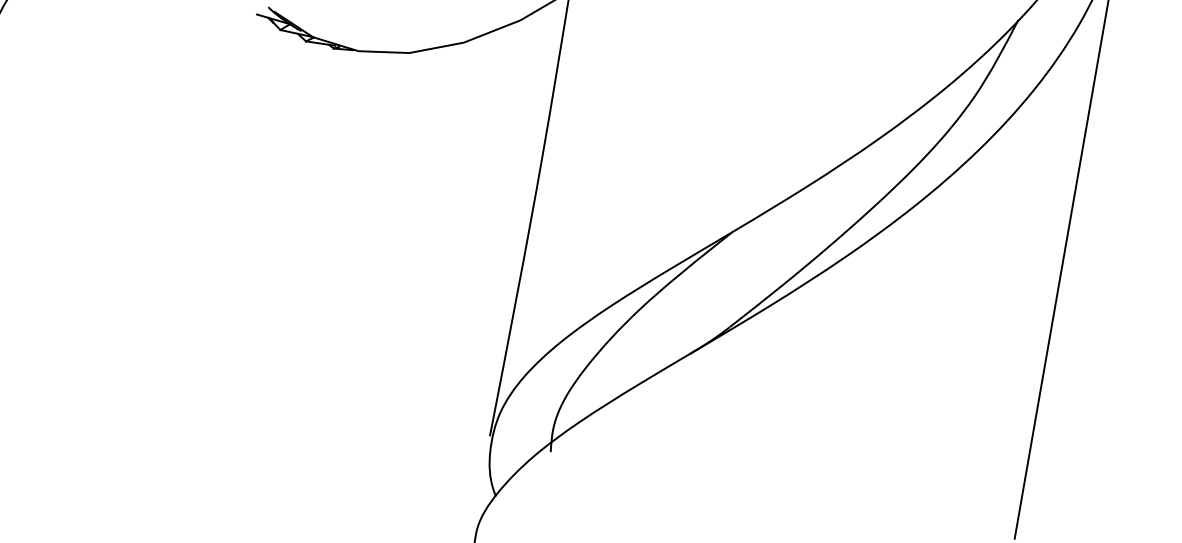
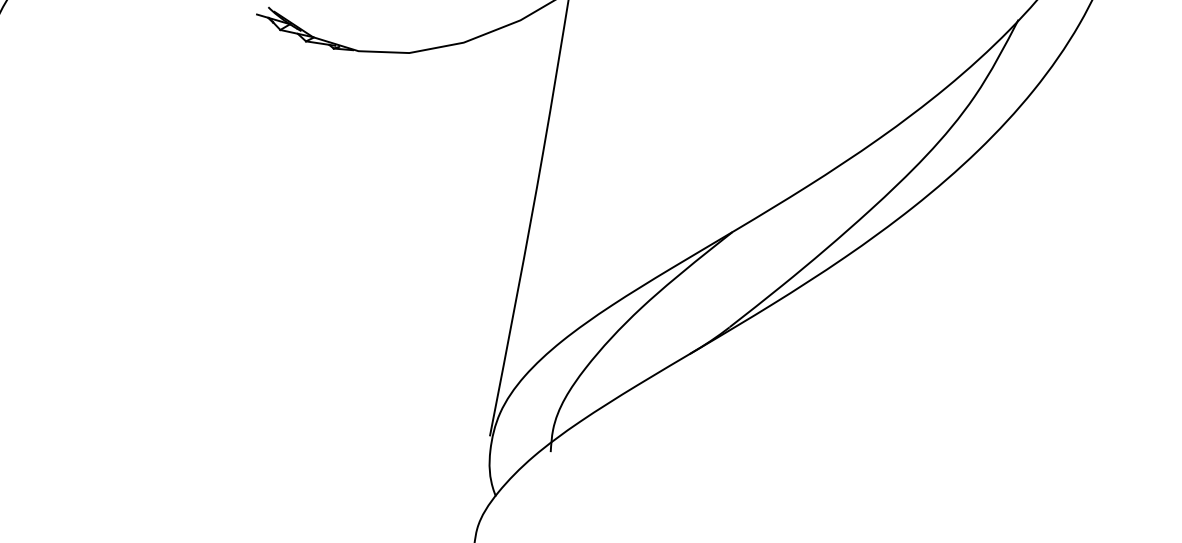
line: present -> none (1061, 270)
